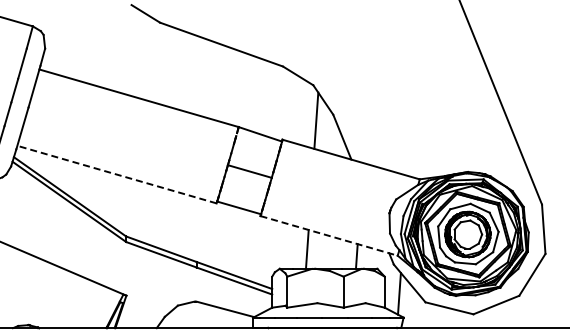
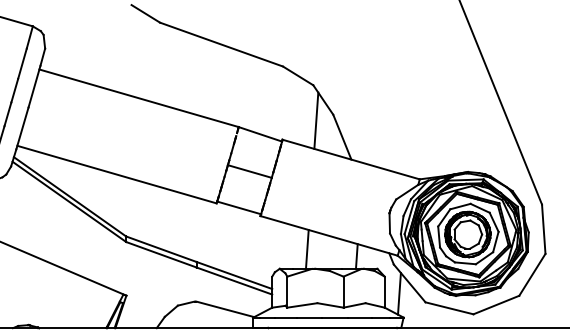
line: dashed -> solid (117, 174)
line: dashed -> solid (329, 236)
